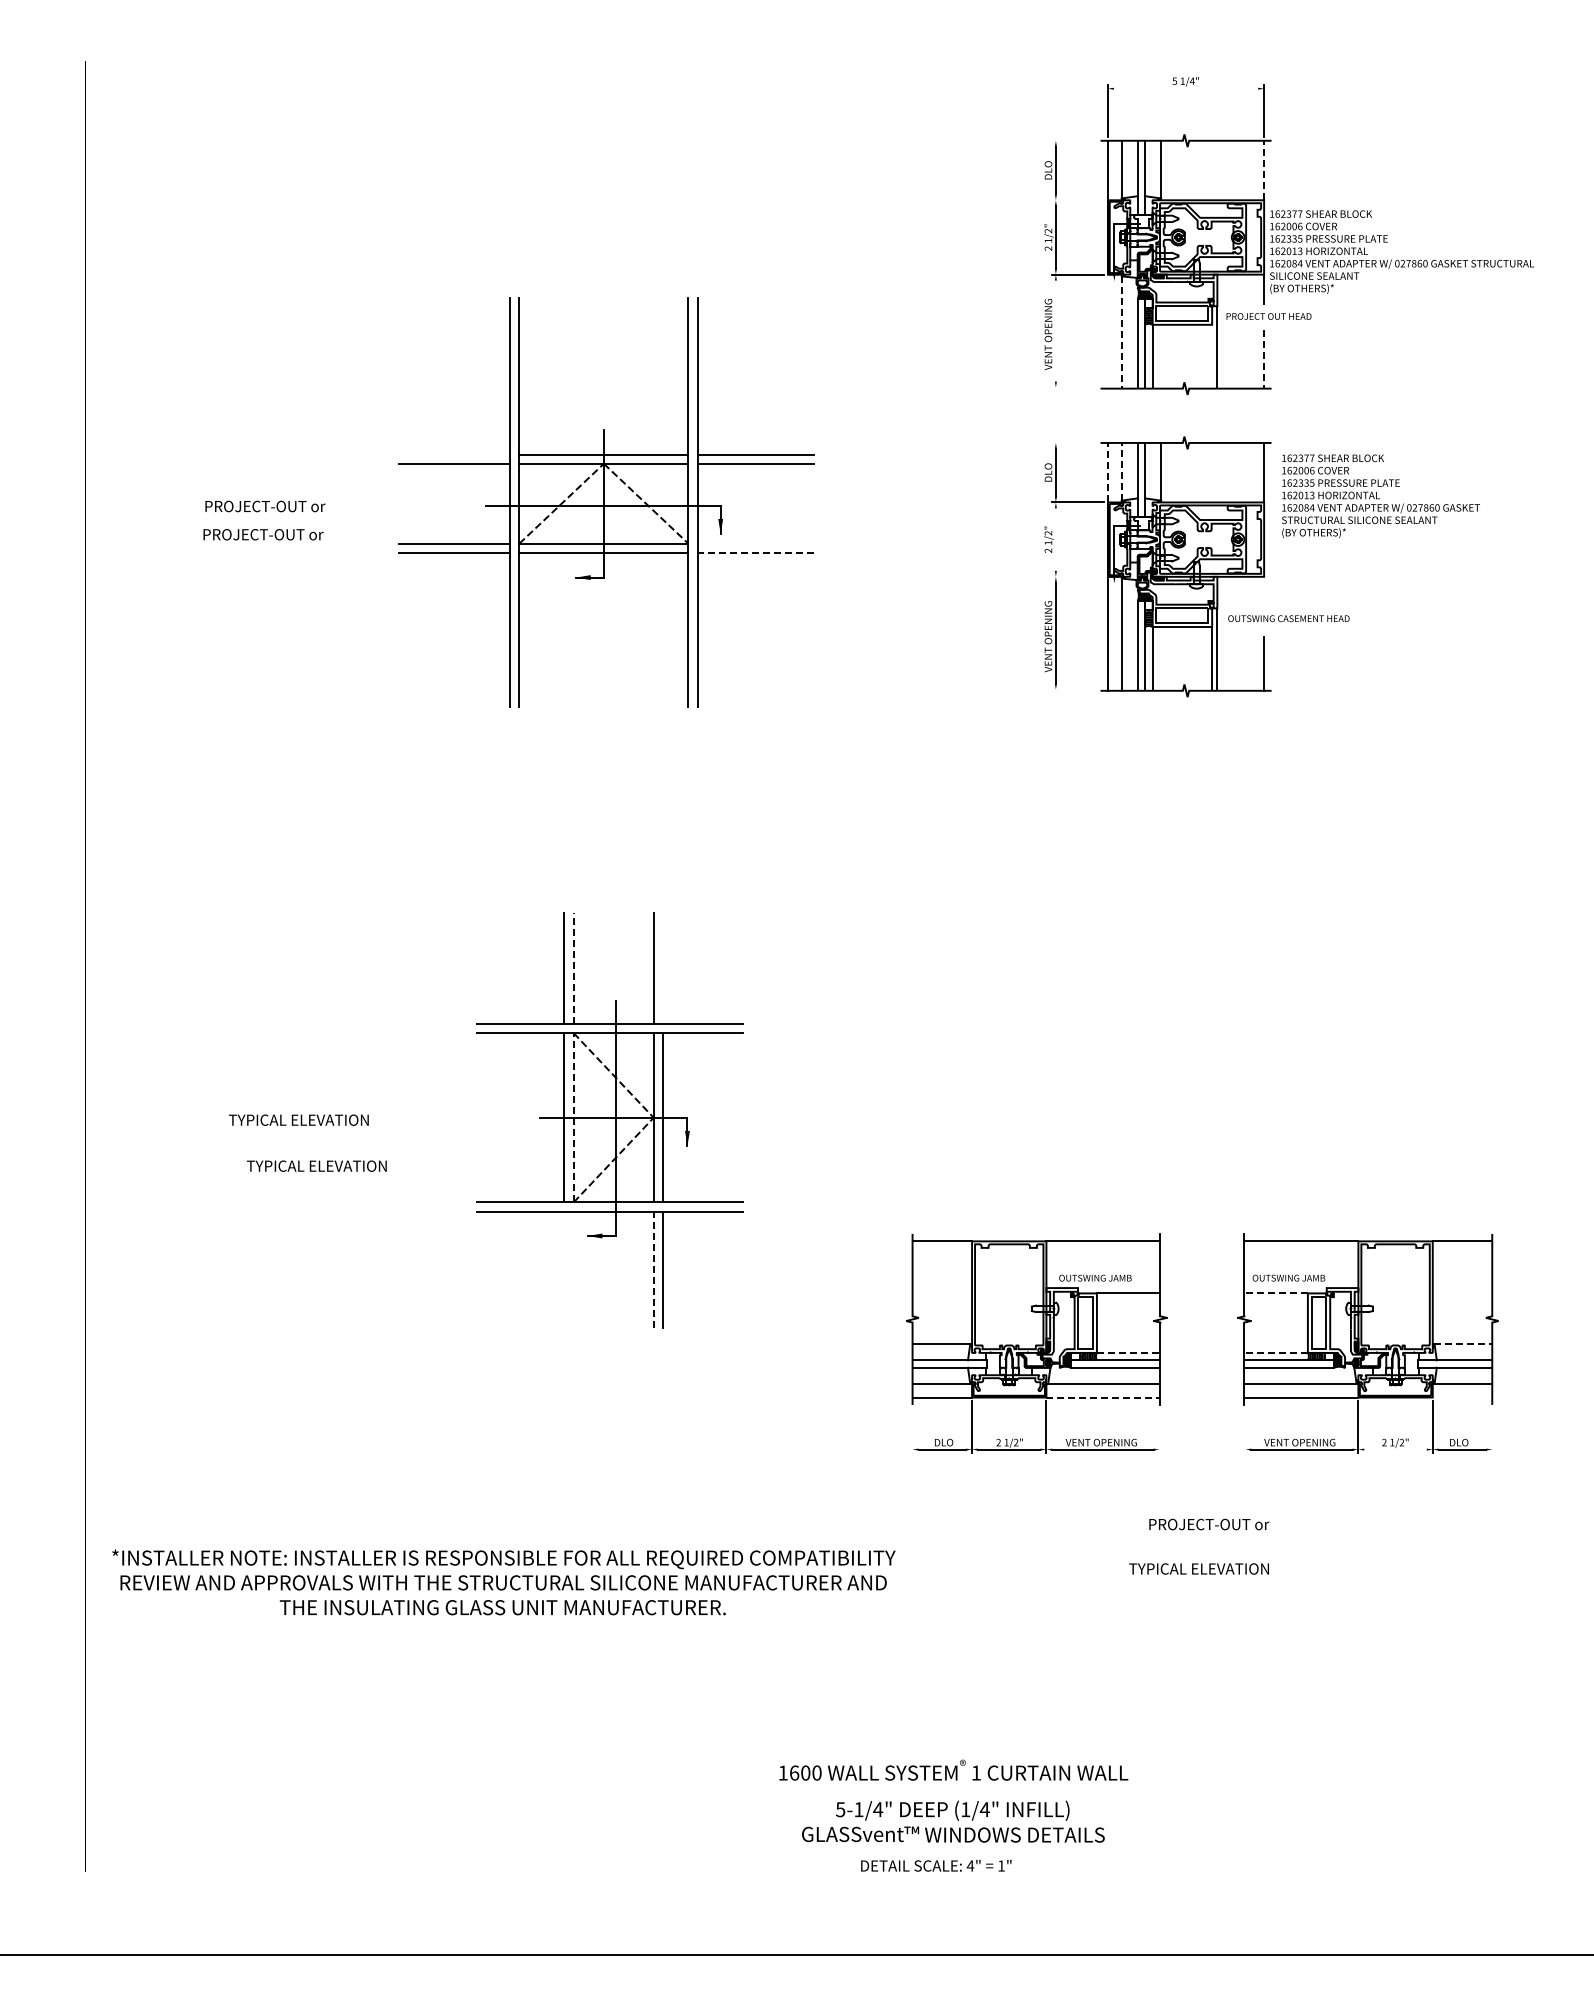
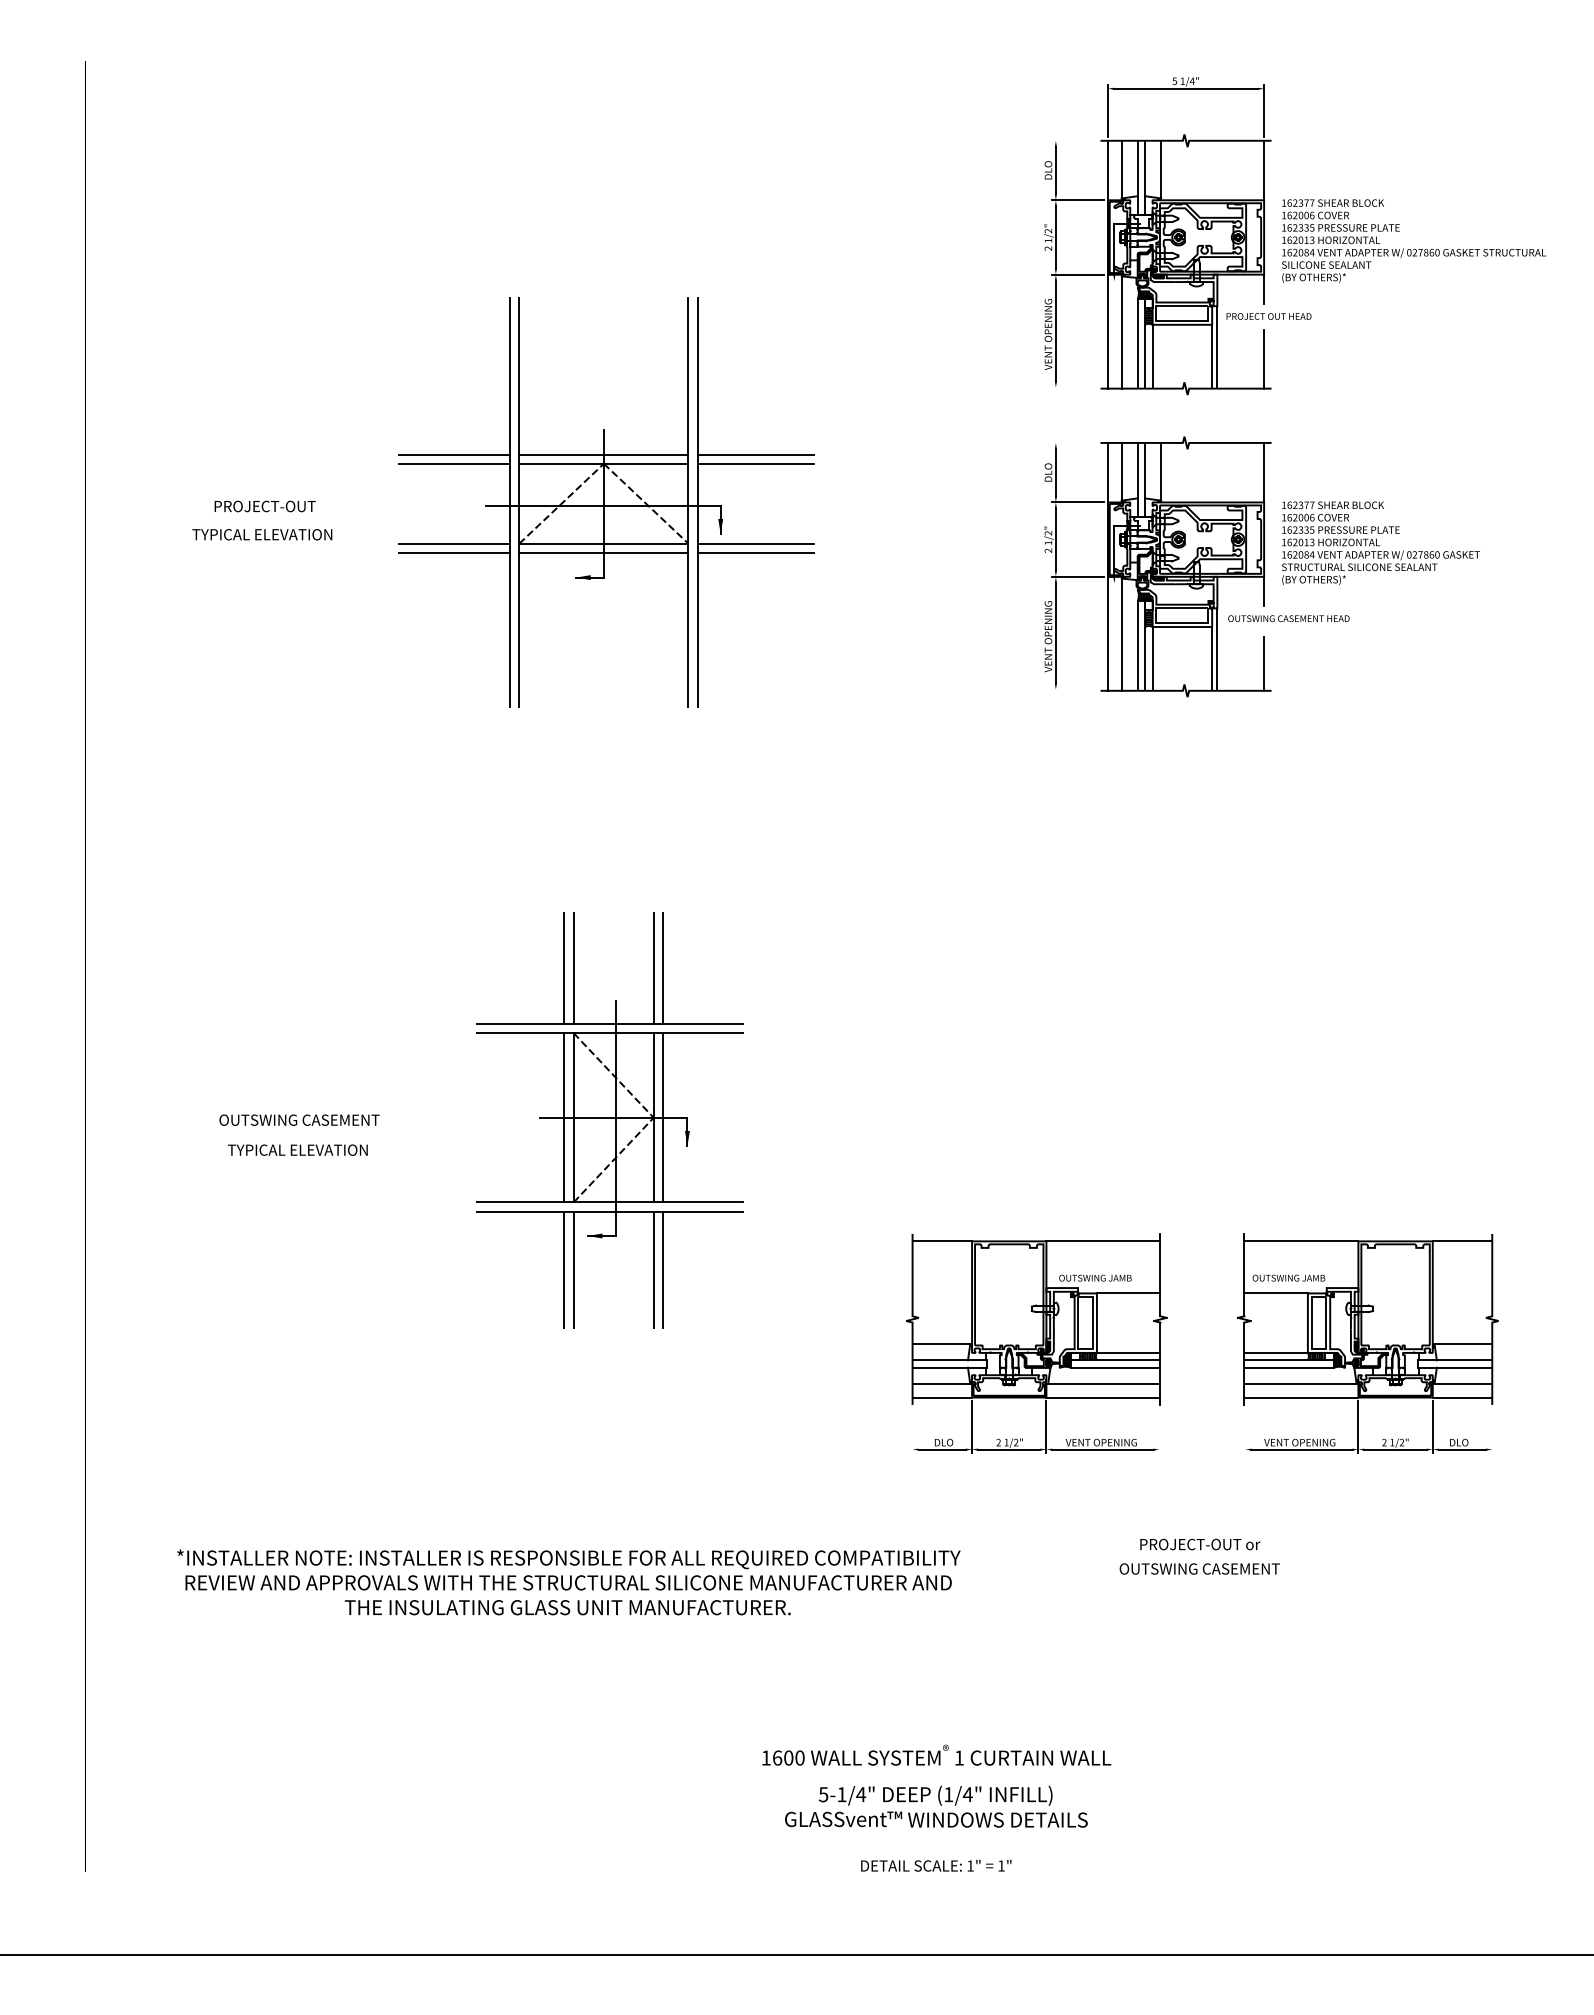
line: none -> present (1185, 88)
line: dashed -> solid (1264, 170)
line: none -> present (1078, 200)
text position: (1401, 251) -> (1413, 240) (1413, 240)
line: none -> present (1055, 331)
line: none -> present (1107, 331)
line: dashed -> solid (1121, 332)
line: none -> present (1212, 355)
line: dashed -> solid (1264, 359)
line: none -> present (454, 454)
line: dashed -> solid (1121, 471)
line: dashed -> solid (1107, 472)
text position: (1380, 496) -> (1380, 543) (1380, 543)
text: PROJECT-OUT or -> PROJECT-OUT (265, 506)
text: PROJECT-OUT or -> TYPICAL ELEVATION (262, 534)
line: none -> present (1055, 539)
line: none -> present (755, 543)
line: dashed -> solid (755, 553)
line: none -> present (1078, 576)
line: none -> present (1264, 590)
line: none -> present (663, 967)
line: dashed -> solid (573, 968)
line: dashed -> solid (573, 1117)
text: TYPICAL ELEVATION -> OUTSWING CASEMENT (299, 1119)
text position: (316, 1165) -> (297, 1149) (297, 1149)
line: none -> present (564, 1269)
line: none -> present (573, 1269)
line: dashed -> solid (653, 1269)
line: dashed -> solid (1276, 1293)
line: dashed -> solid (1463, 1344)
line: dashed -> solid (1128, 1352)
line: dashed -> solid (1276, 1352)
line: dashed -> solid (1103, 1397)
line: none -> present (1462, 1397)
line: none -> present (1395, 1449)
text position: (1209, 1524) -> (1200, 1544) (1200, 1544)
text: TYPICAL ELEVATION -> OUTSWING CASEMENT (1199, 1568)
text position: (503, 1582) -> (568, 1582) (568, 1582)
text position: (953, 1800) -> (936, 1785) (936, 1785)
text: 4" -> 1" (970, 1865)
